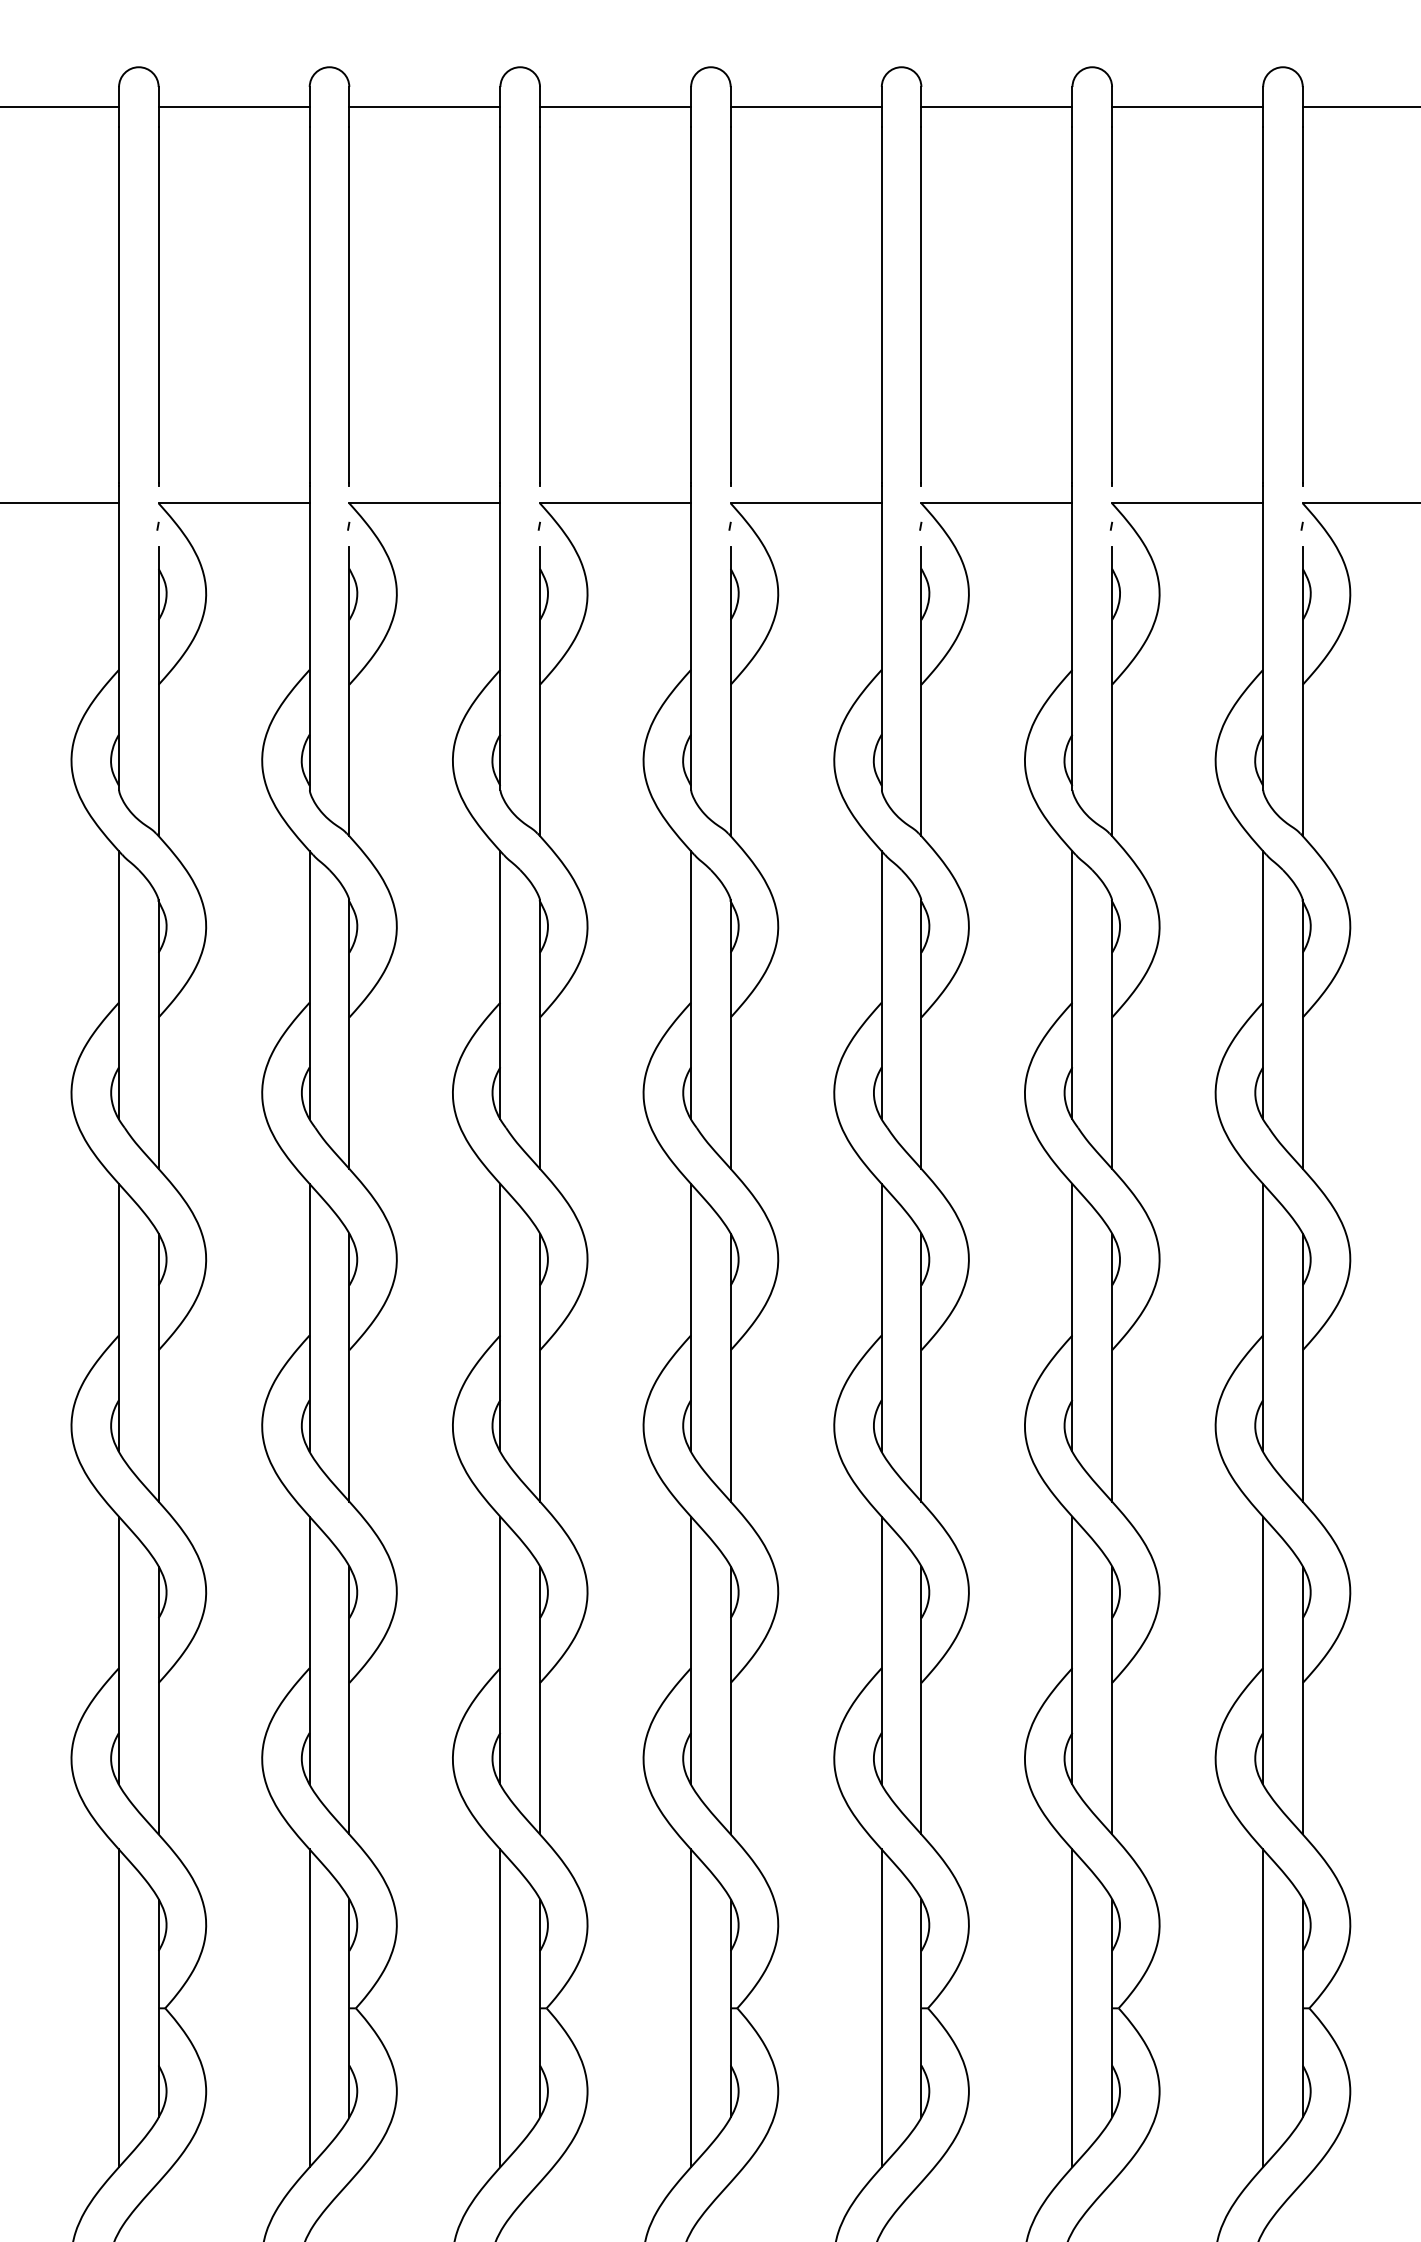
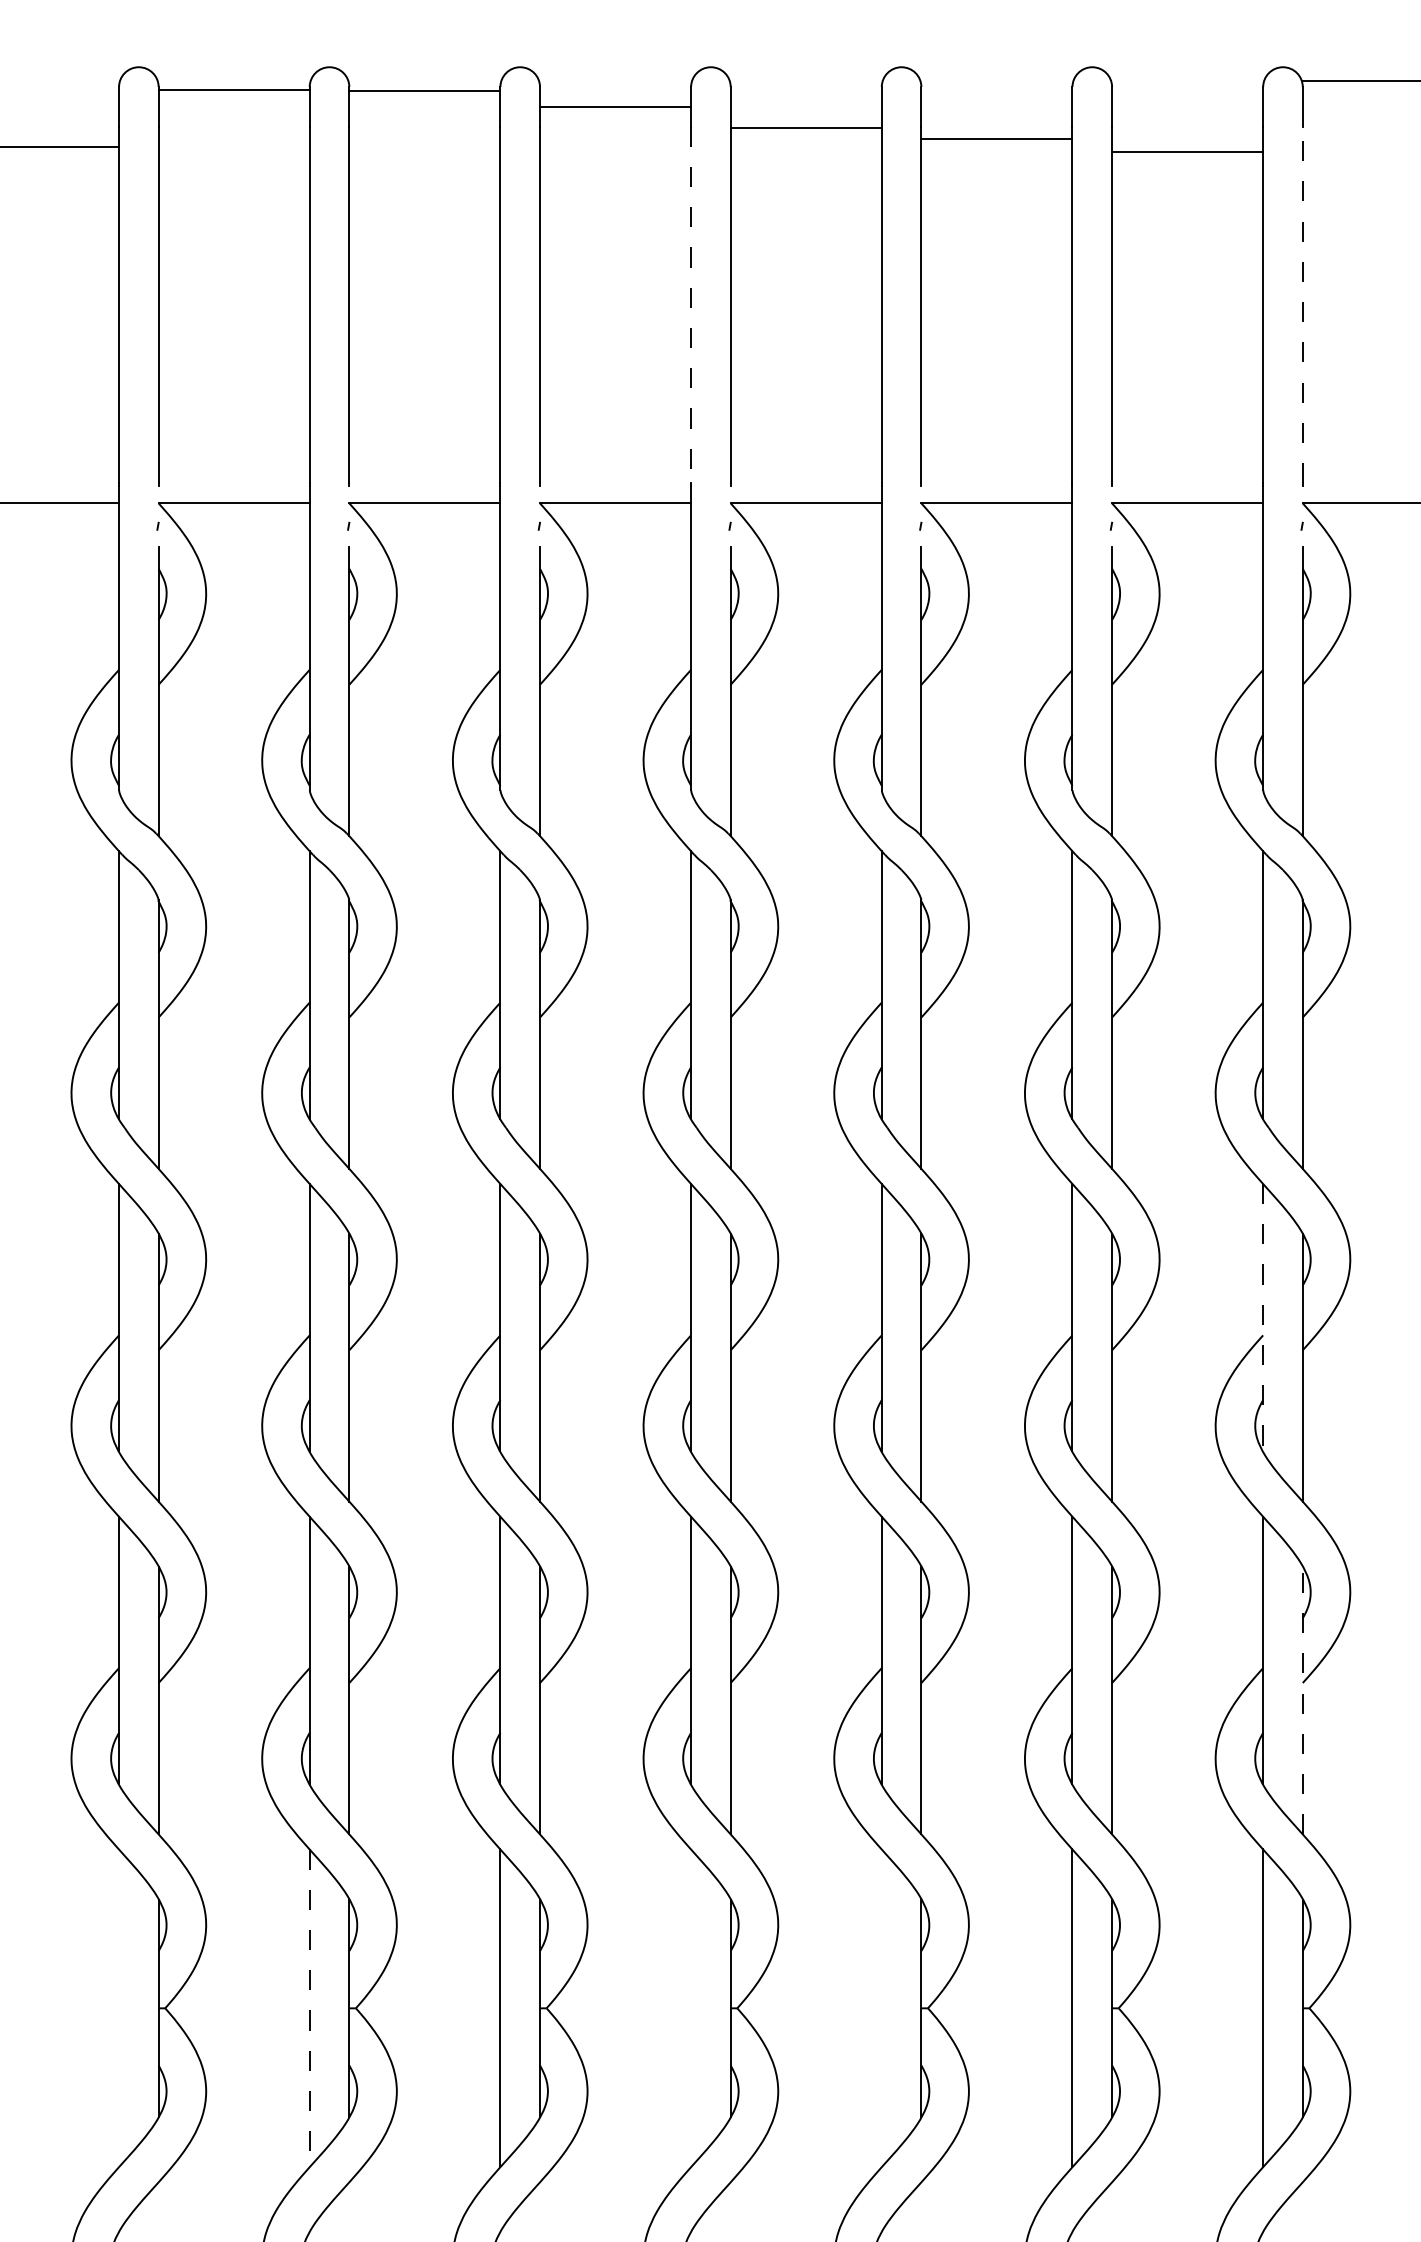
line position: (60, 106) -> (60, 146) (60, 146)
line position: (233, 106) -> (233, 89) (233, 89)
line position: (424, 106) -> (424, 90) (424, 90)
line position: (805, 106) -> (805, 127) (805, 127)
line position: (996, 106) -> (996, 138) (996, 138)
line position: (1187, 106) -> (1187, 151) (1187, 151)
line position: (1359, 106) -> (1359, 80) (1359, 80)
line: solid -> dashed (1302, 304)
line: solid -> dashed (691, 305)
line: solid -> dashed (1263, 1317)
line: solid -> dashed (1302, 1700)
line: present -> none (119, 2008)
line: solid -> dashed (309, 2008)
line: present -> none (691, 2008)
line: present -> none (881, 2008)
